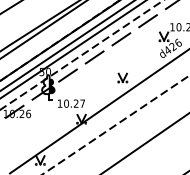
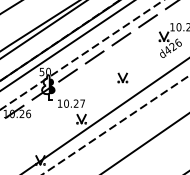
line: present -> none (72, 49)
line position: (99, 110) -> (105, 115) (105, 115)
